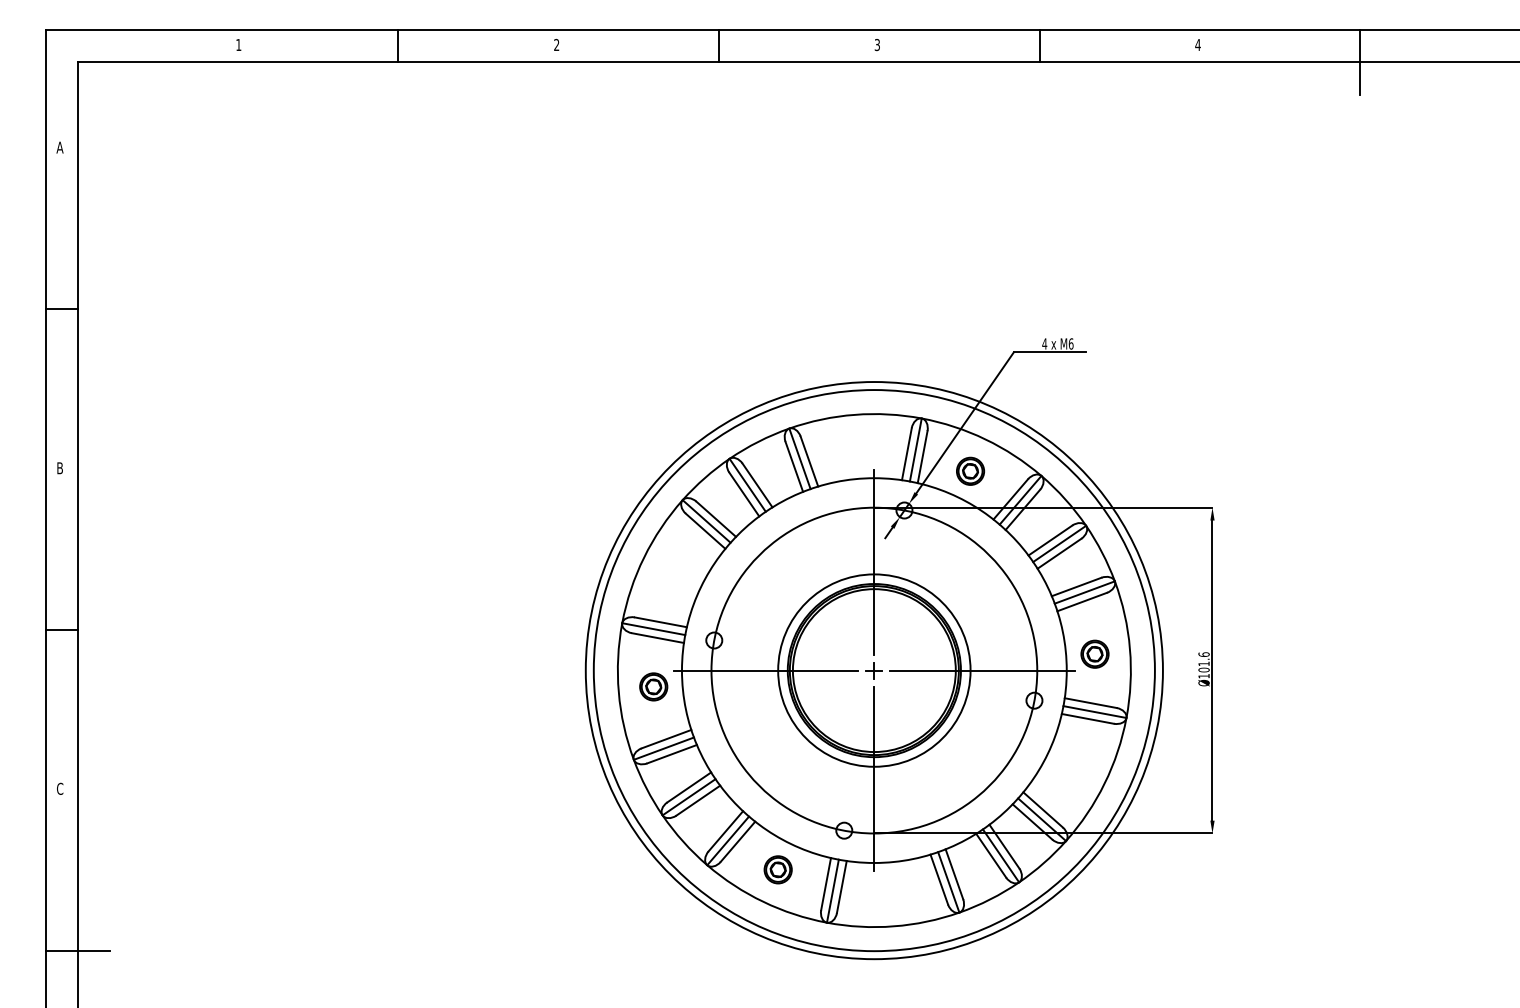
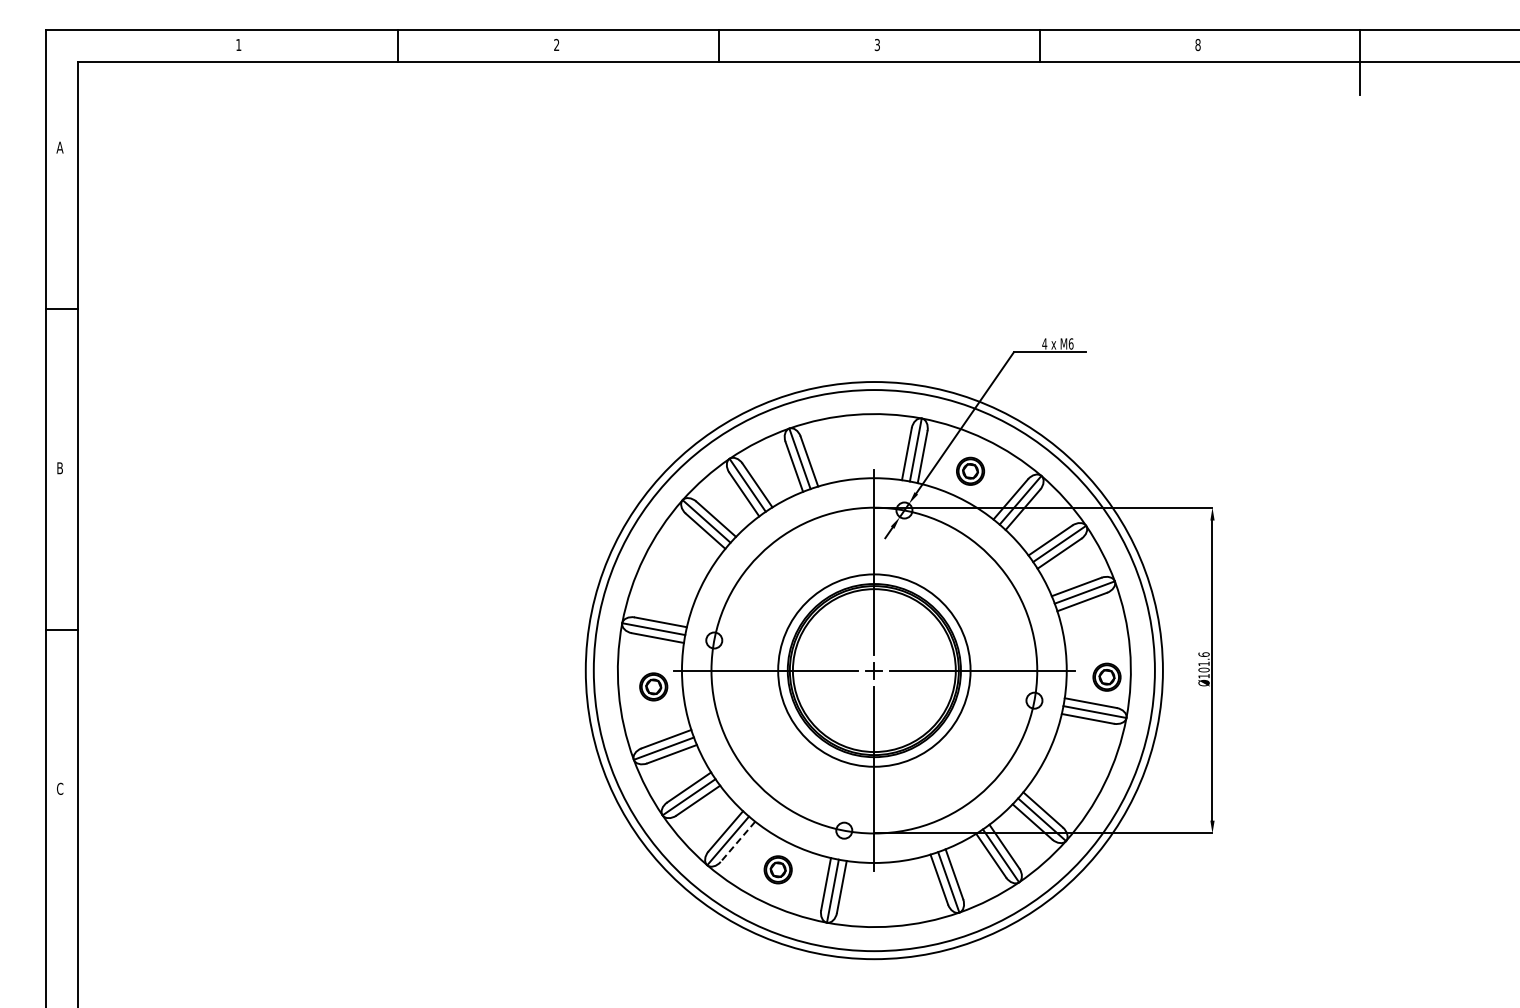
text: 4 -> 8 (1197, 45)
part position: (1094, 653) -> (1106, 676) (1106, 676)
line: solid -> dashed (737, 842)
line: present -> none (77, 950)
